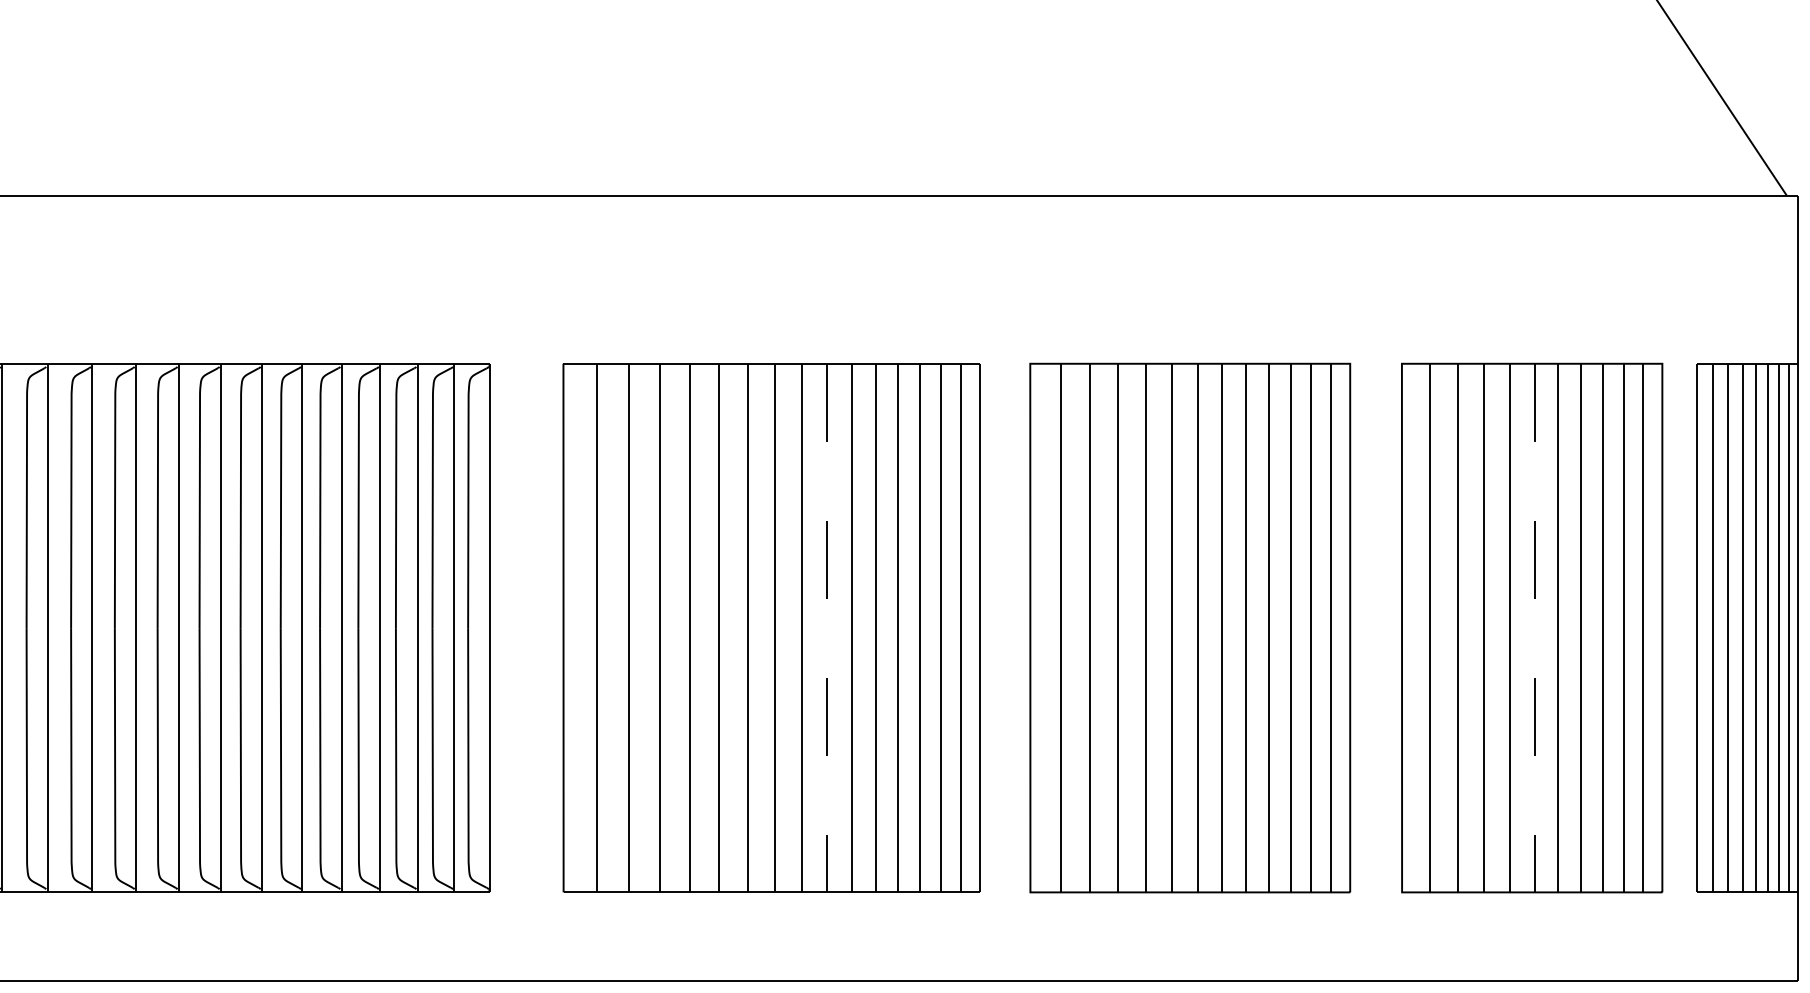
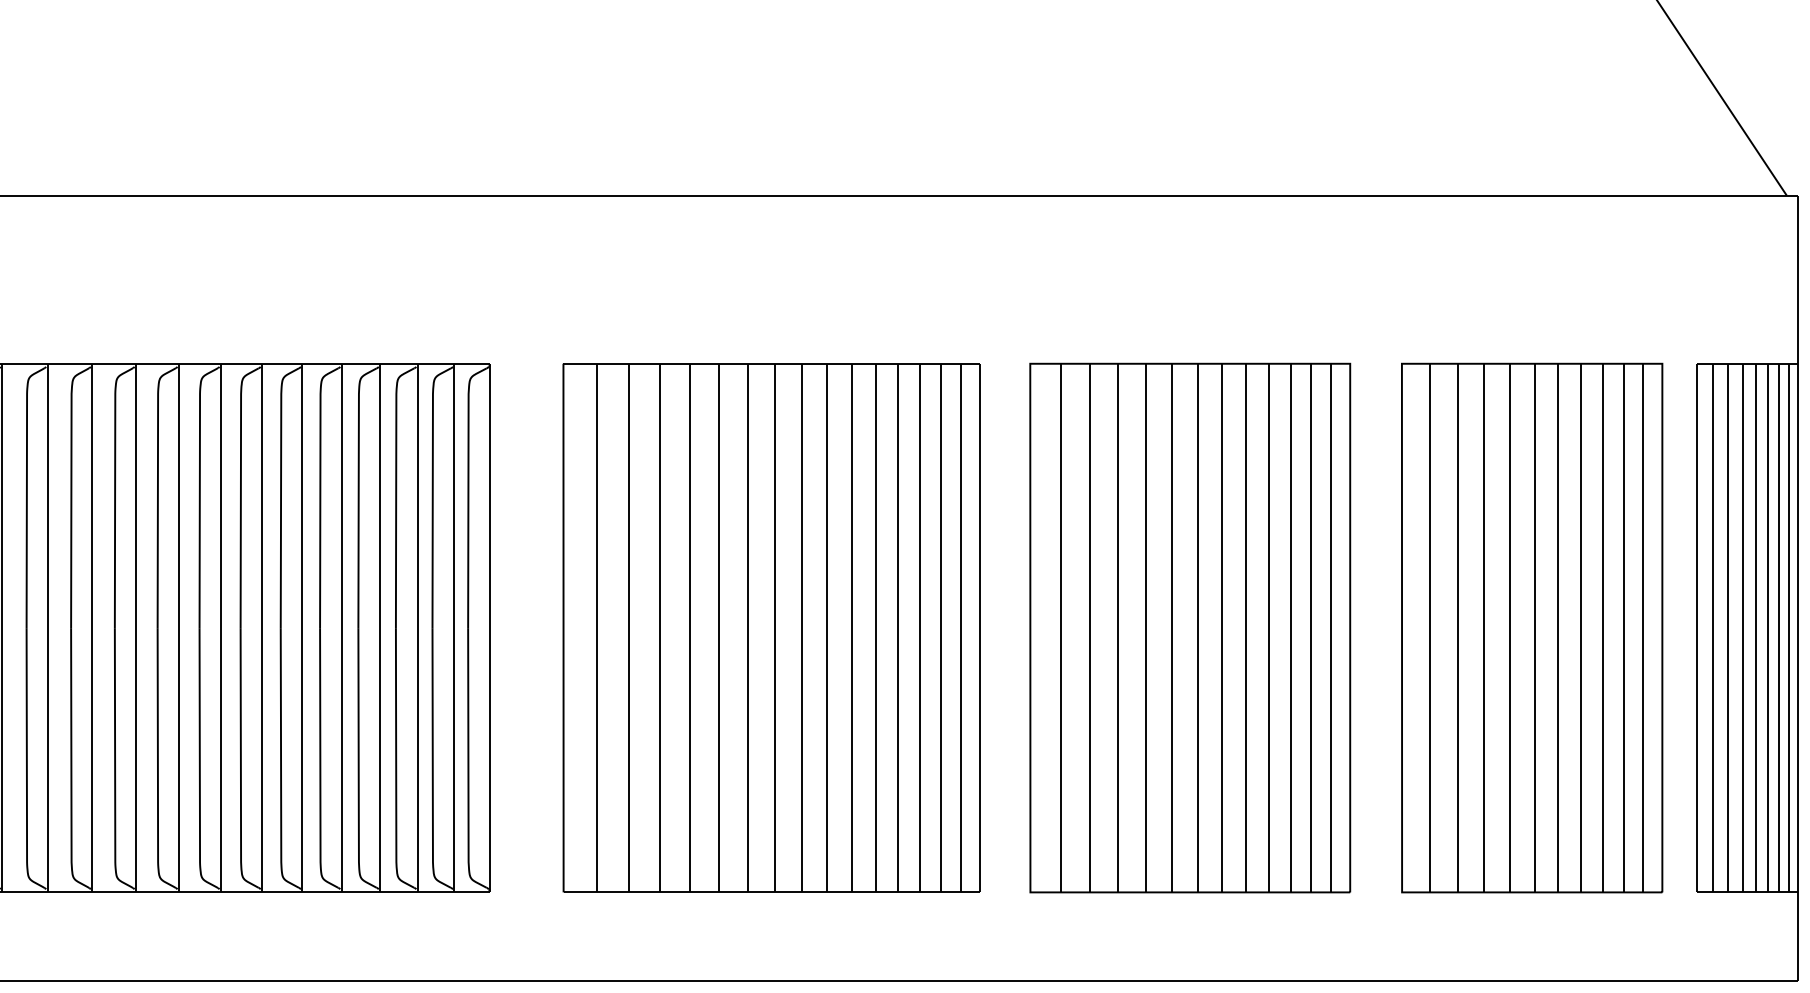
line: dashed -> solid (827, 628)
line: dashed -> solid (1534, 628)
